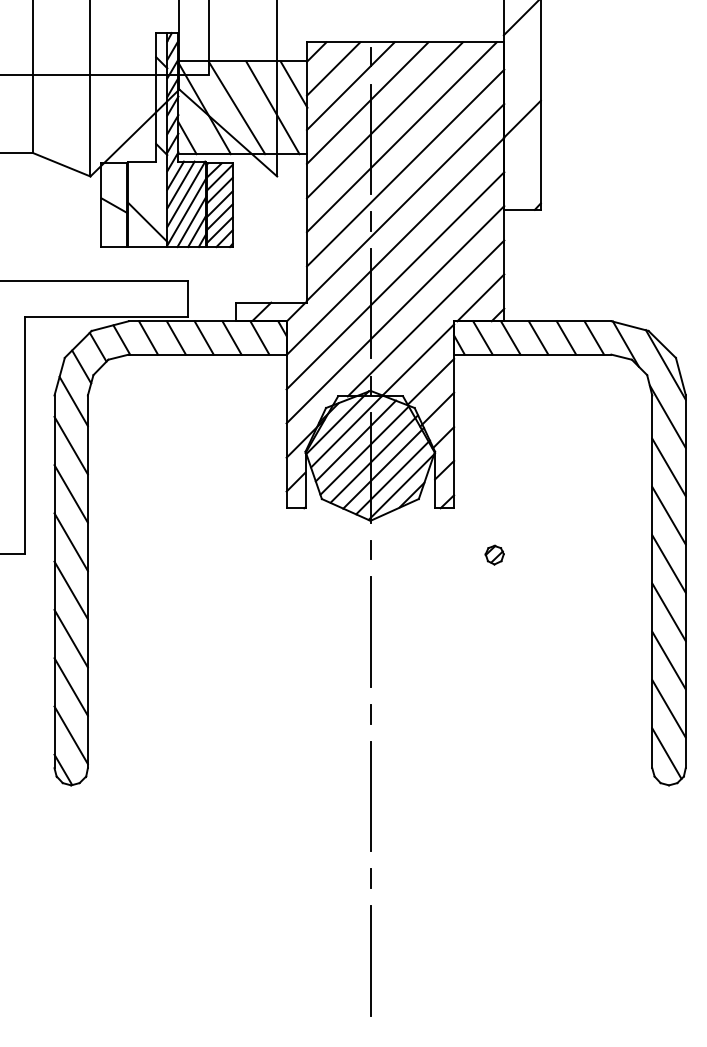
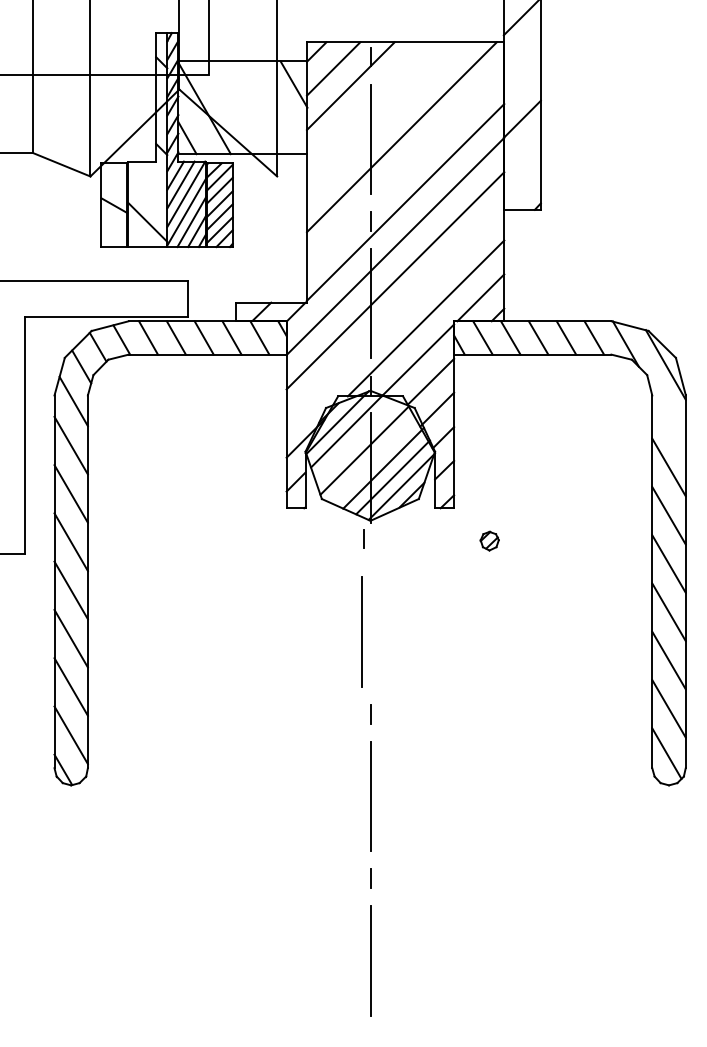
line: present -> none (367, 102)
line: present -> none (236, 107)
line: present -> none (272, 107)
line: present -> none (384, 120)
line: present -> none (405, 167)
line: present -> none (395, 314)
line: present -> none (667, 416)
line: present -> none (355, 440)
line: present -> none (373, 458)
line position: (370, 549) -> (363, 538) (363, 538)
part position: (494, 554) -> (489, 540) (489, 540)
line position: (370, 631) -> (361, 631) (361, 631)
